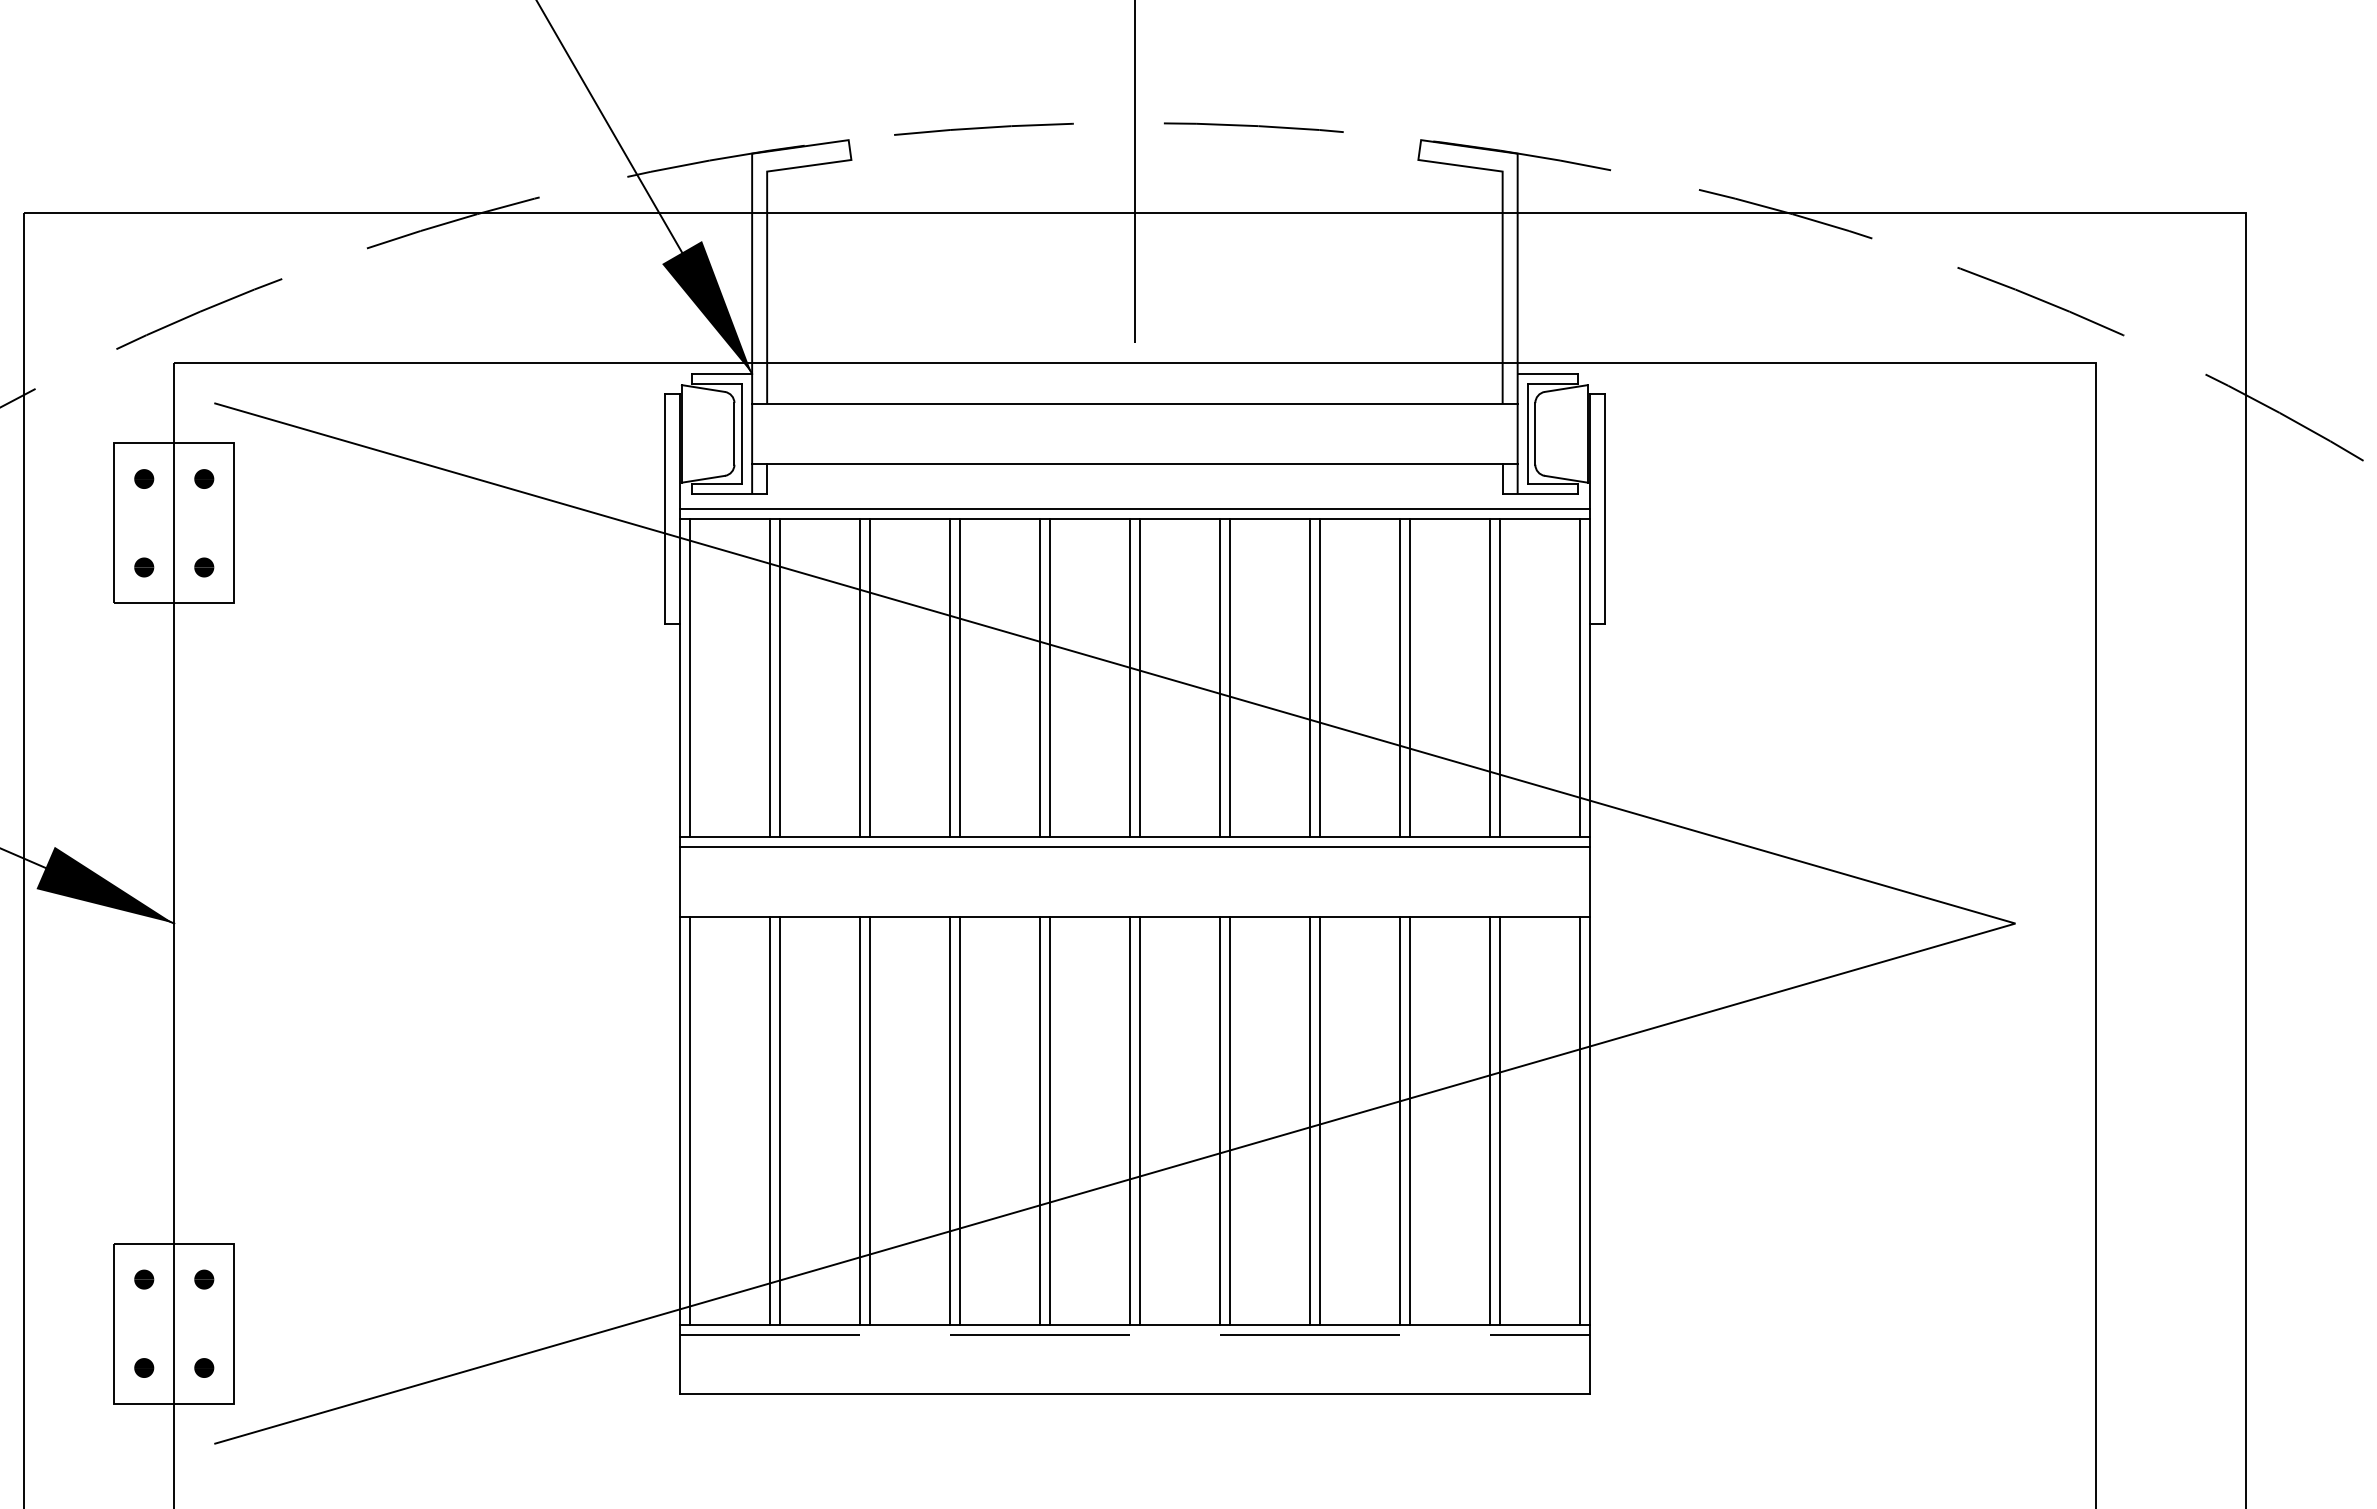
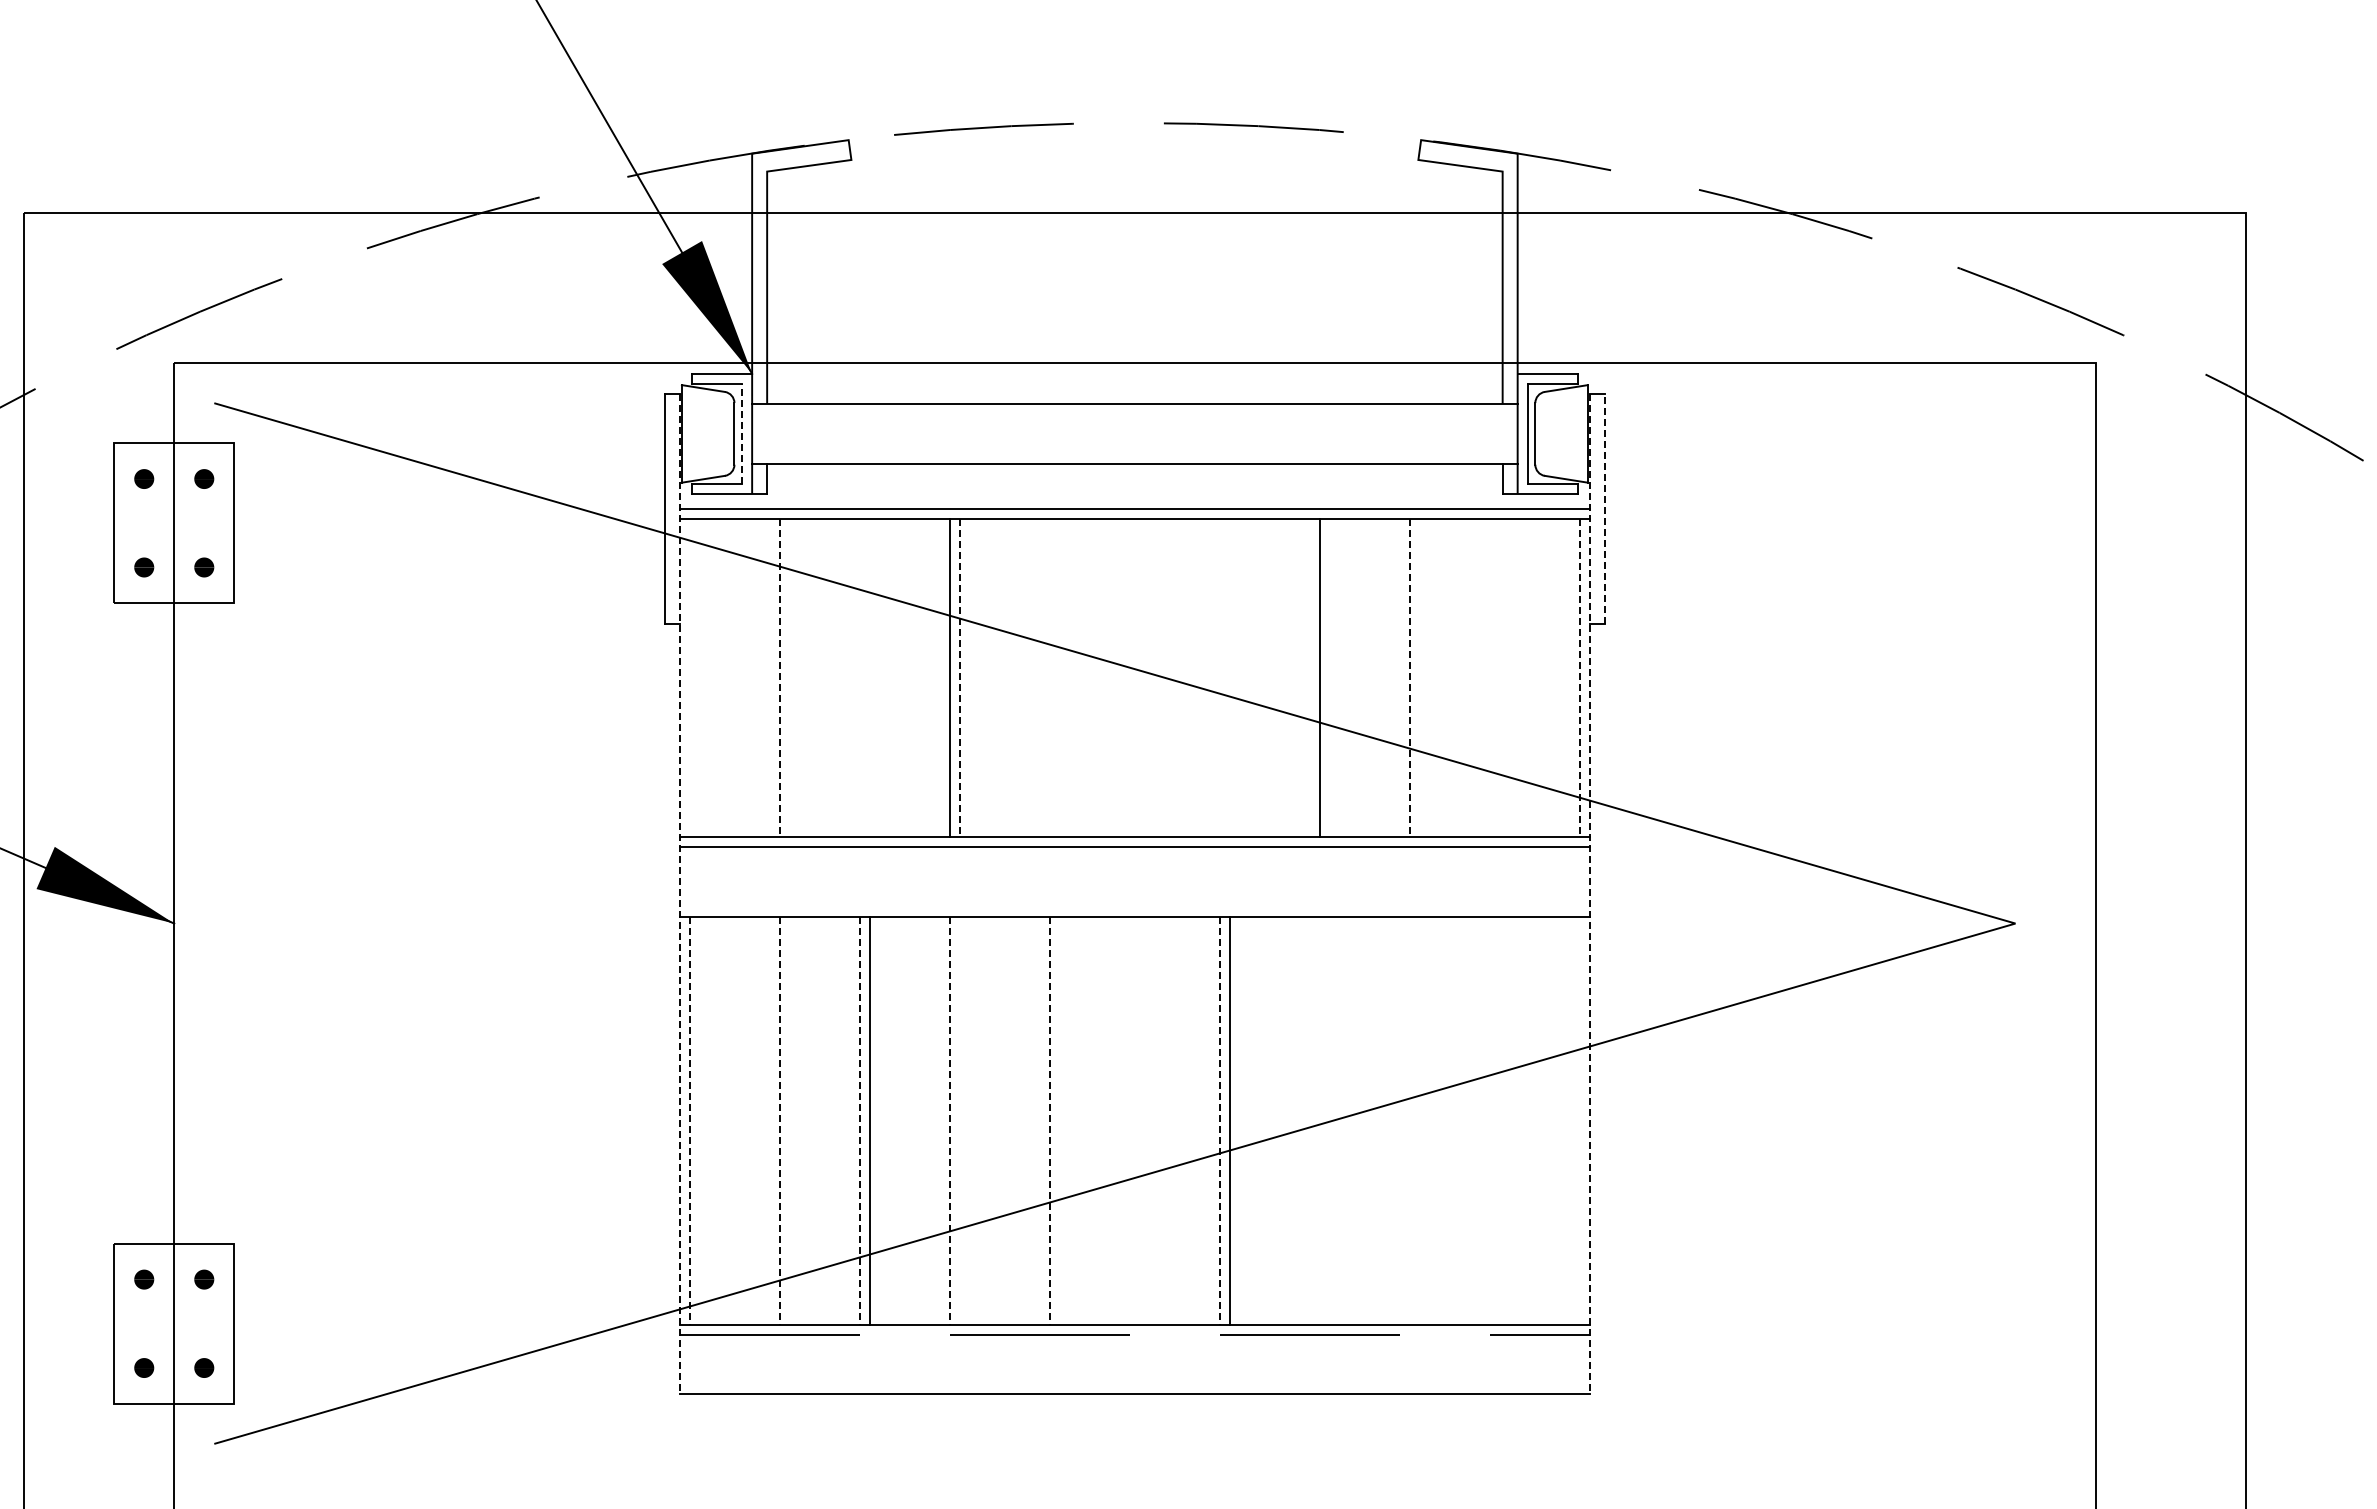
line: present -> none (1134, 182)
line: solid -> dashed (742, 433)
line: solid -> dashed (1605, 508)
line: present -> none (689, 677)
line: present -> none (769, 677)
line: solid -> dashed (779, 677)
line: present -> none (859, 677)
line: present -> none (869, 677)
line: solid -> dashed (959, 677)
line: present -> none (1039, 677)
line: present -> none (1049, 677)
line: present -> none (1129, 677)
line: present -> none (1139, 677)
line: present -> none (1219, 677)
line: present -> none (1229, 677)
line: present -> none (1310, 677)
line: present -> none (1400, 677)
line: solid -> dashed (1410, 677)
line: present -> none (1490, 677)
line: present -> none (1500, 677)
line: solid -> dashed (1580, 677)
line: solid -> dashed (679, 893)
line: solid -> dashed (1590, 893)
line: solid -> dashed (689, 1120)
line: present -> none (769, 1120)
line: solid -> dashed (779, 1120)
line: solid -> dashed (859, 1120)
line: solid -> dashed (949, 1120)
line: present -> none (959, 1120)
line: present -> none (1039, 1120)
line: solid -> dashed (1049, 1120)
line: present -> none (1129, 1120)
line: present -> none (1139, 1120)
line: solid -> dashed (1219, 1120)
line: present -> none (1310, 1120)
line: present -> none (1320, 1120)
line: present -> none (1400, 1120)
line: present -> none (1410, 1120)
line: present -> none (1490, 1120)
line: present -> none (1500, 1120)
line: present -> none (1580, 1120)
